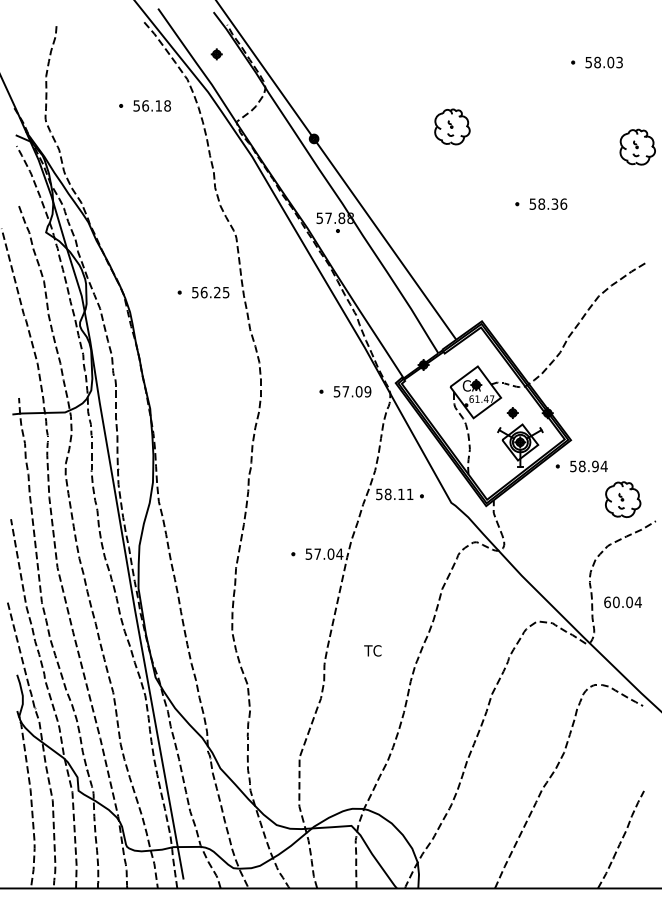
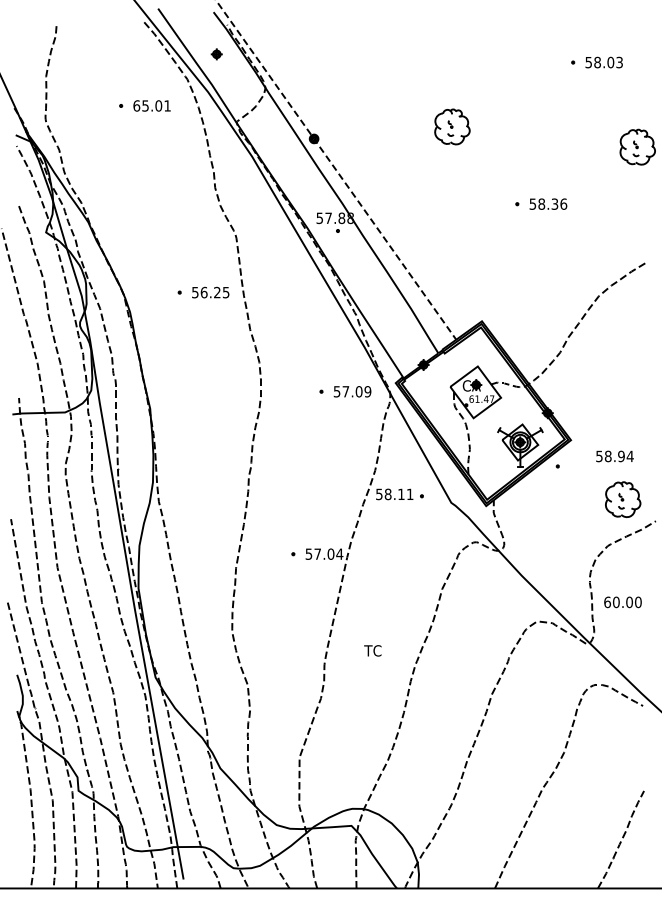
text: 56.18 -> 65.01 (151, 105)
line: solid -> dashed (336, 170)
part: present -> none (512, 412)
text position: (588, 466) -> (614, 456) (614, 456)
text: 60.04 -> 60.00 (637, 602)
